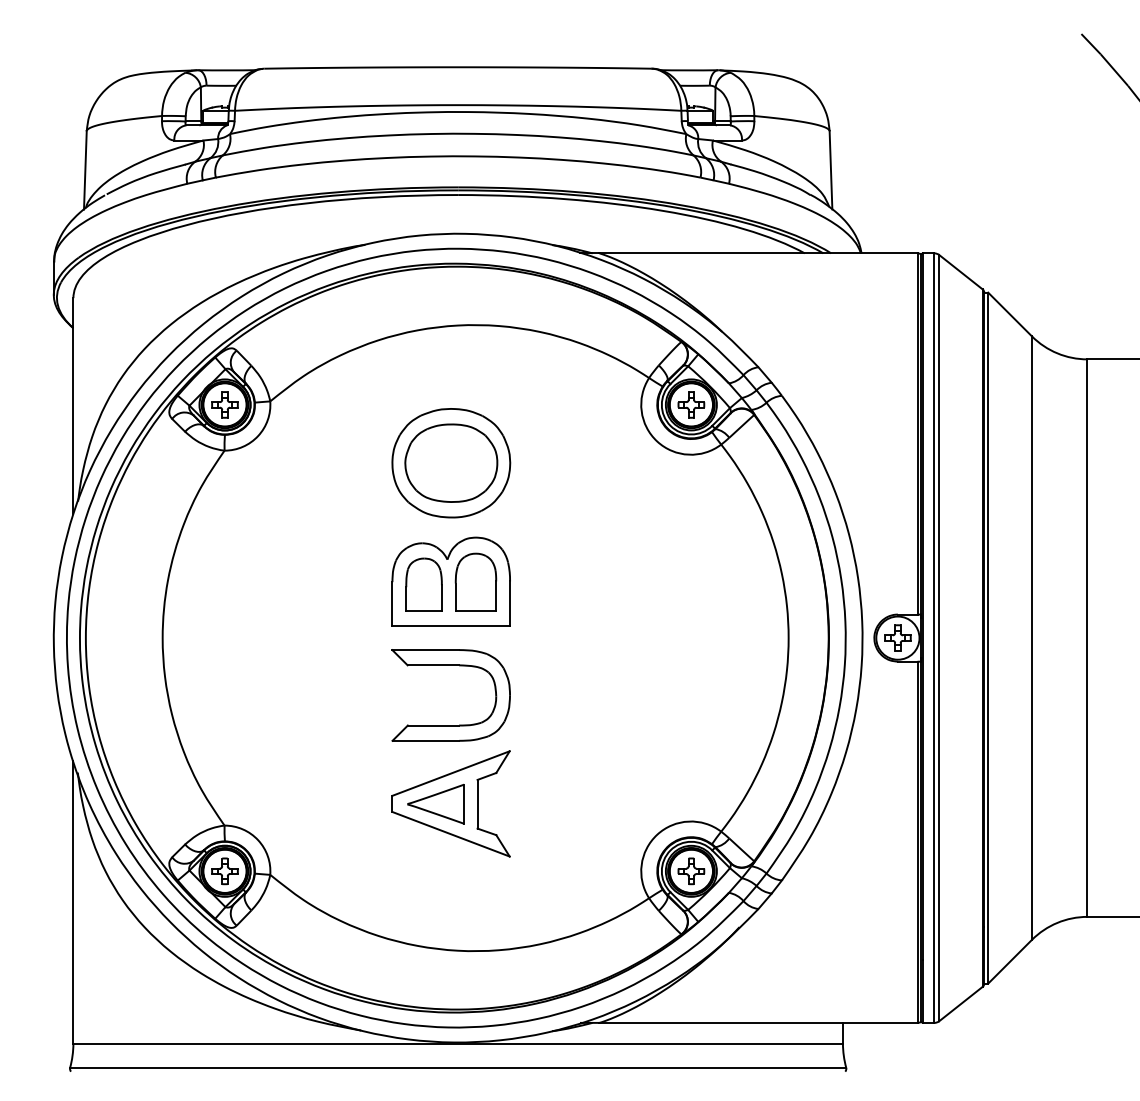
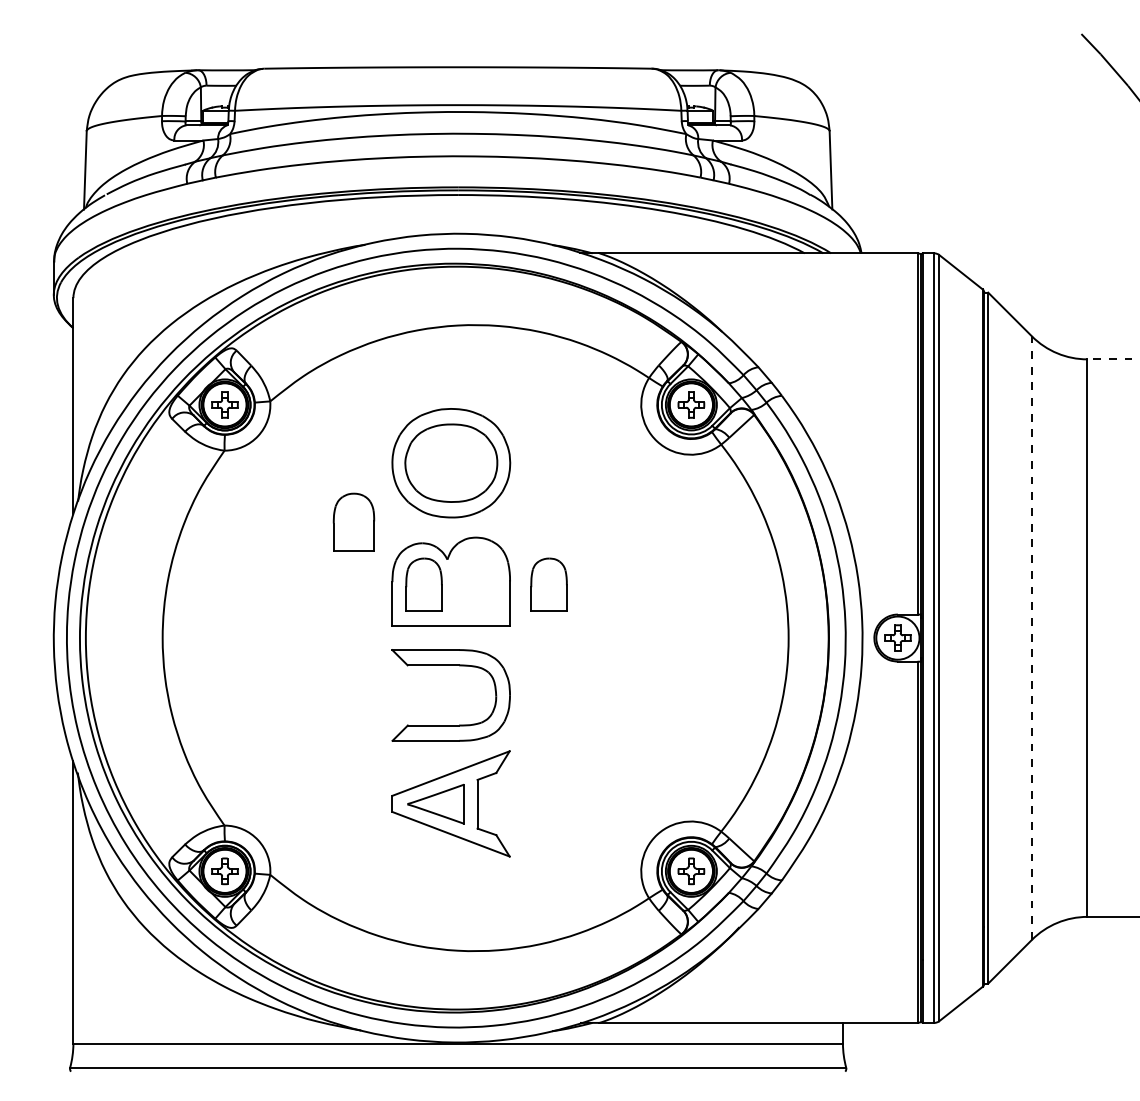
line: solid -> dashed (1113, 359)
part position: (475, 581) -> (353, 521) (353, 521)
part: none -> present (548, 584)
line: solid -> dashed (1031, 638)
